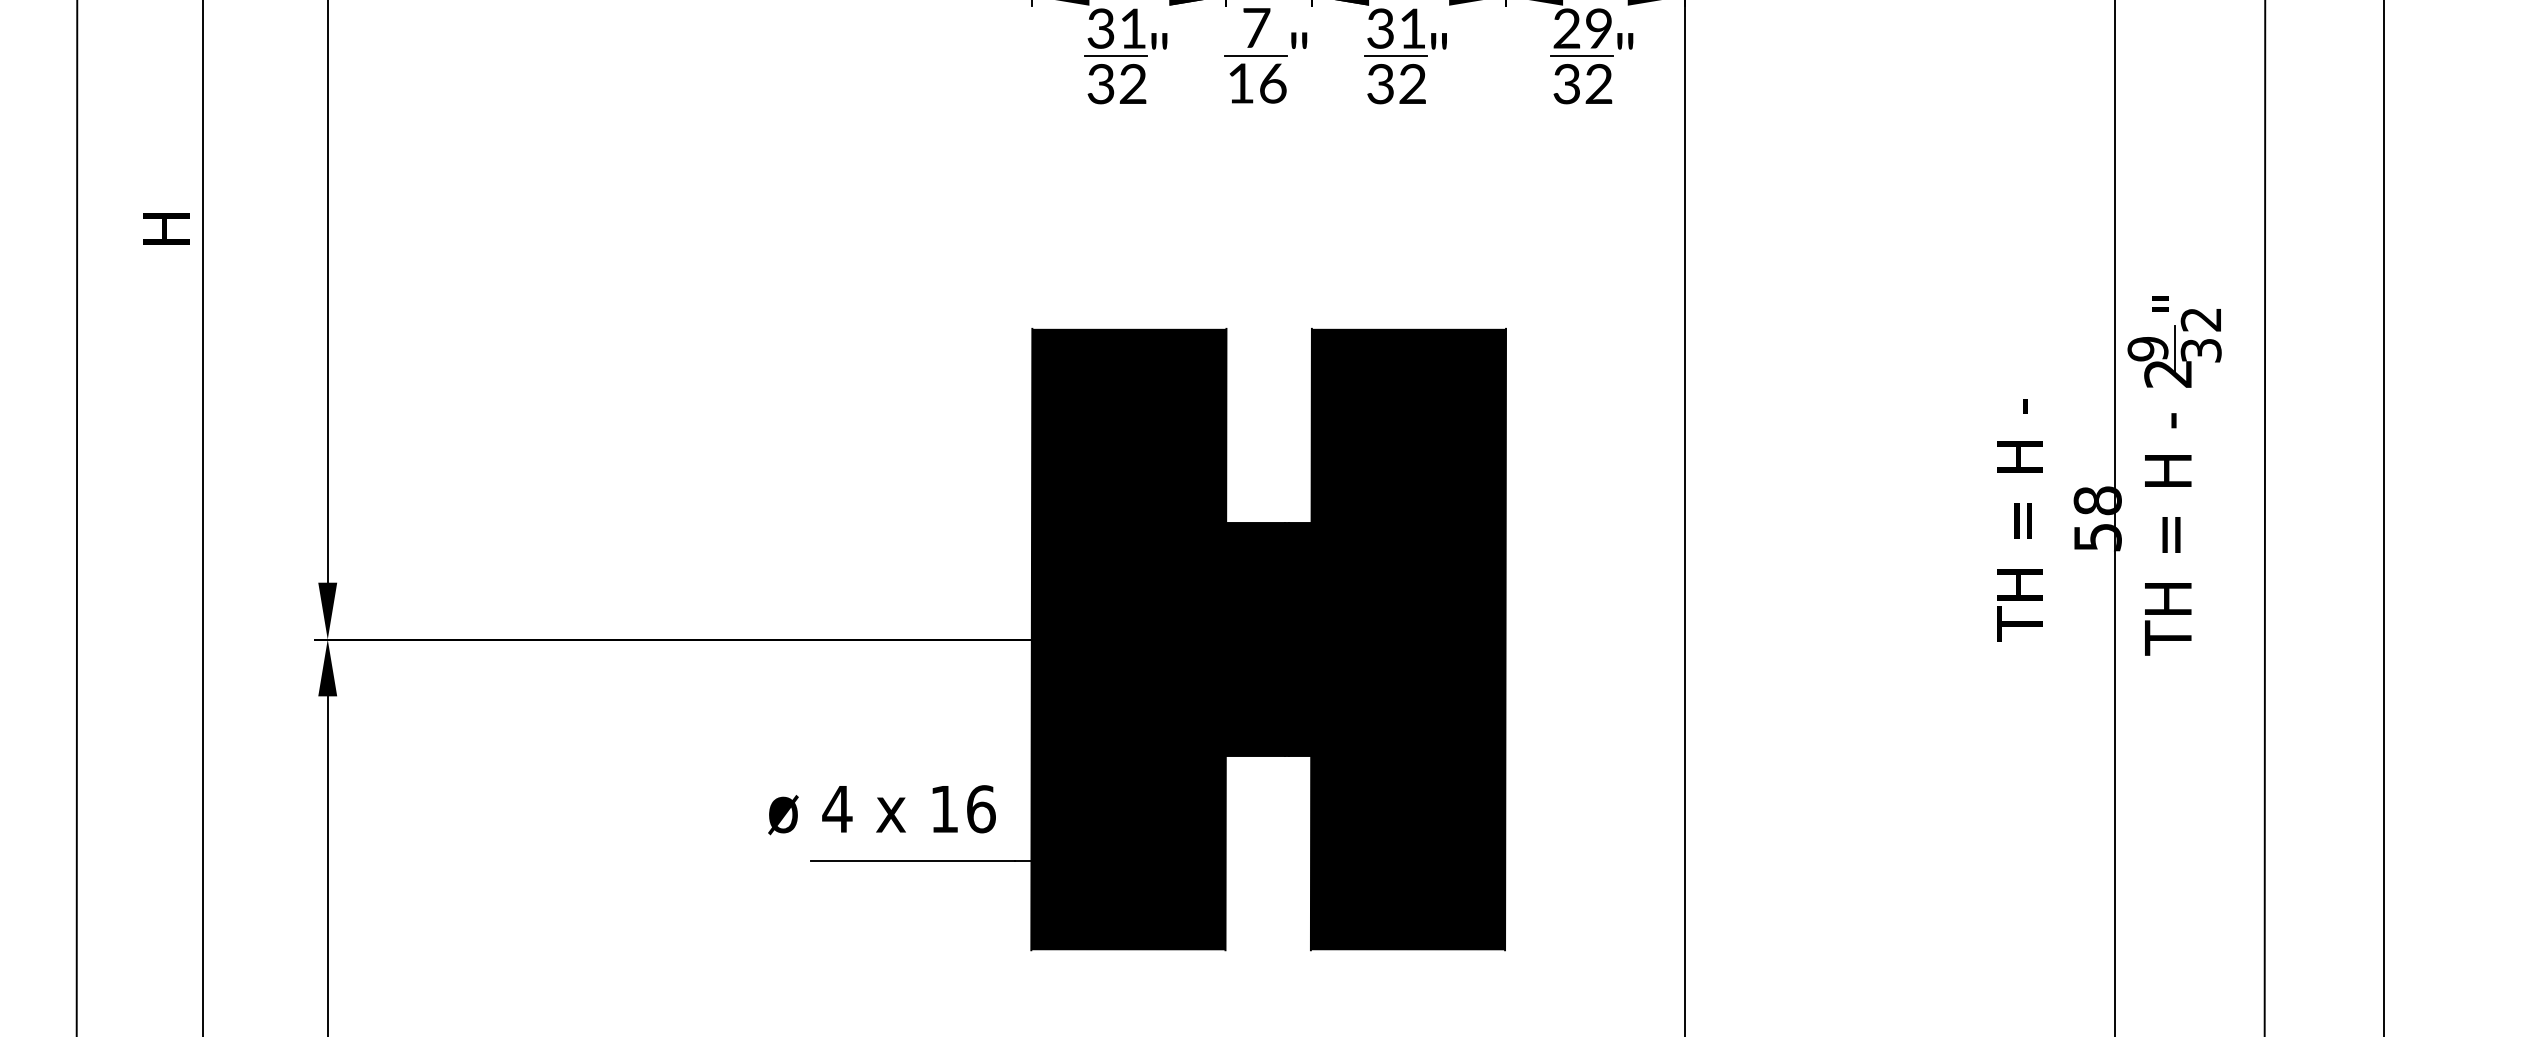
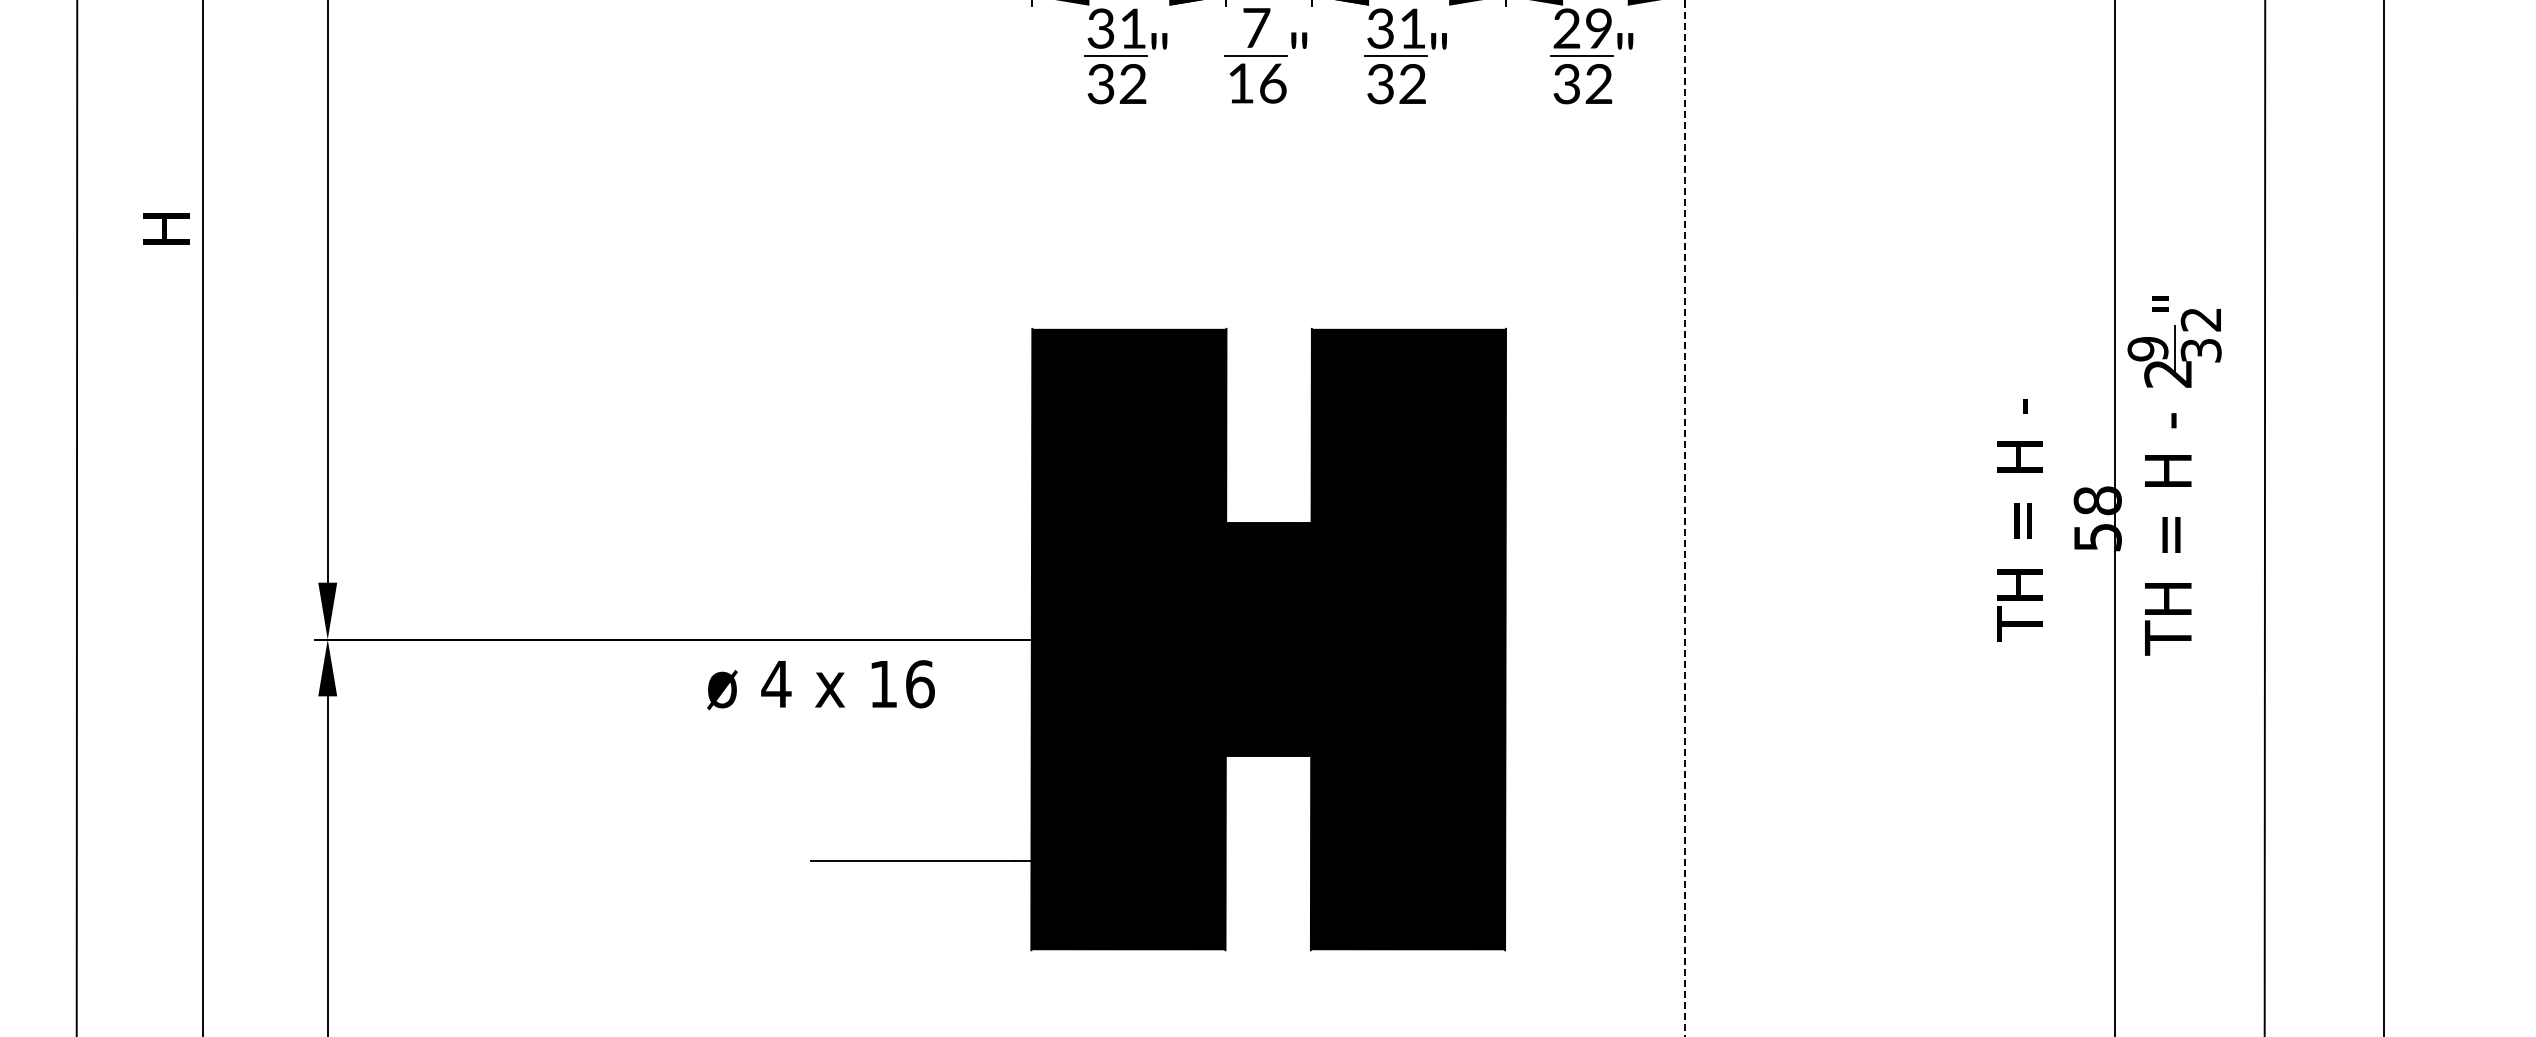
line: solid -> dashed (1684, 518)
text position: (881, 810) -> (820, 685) (820, 685)
